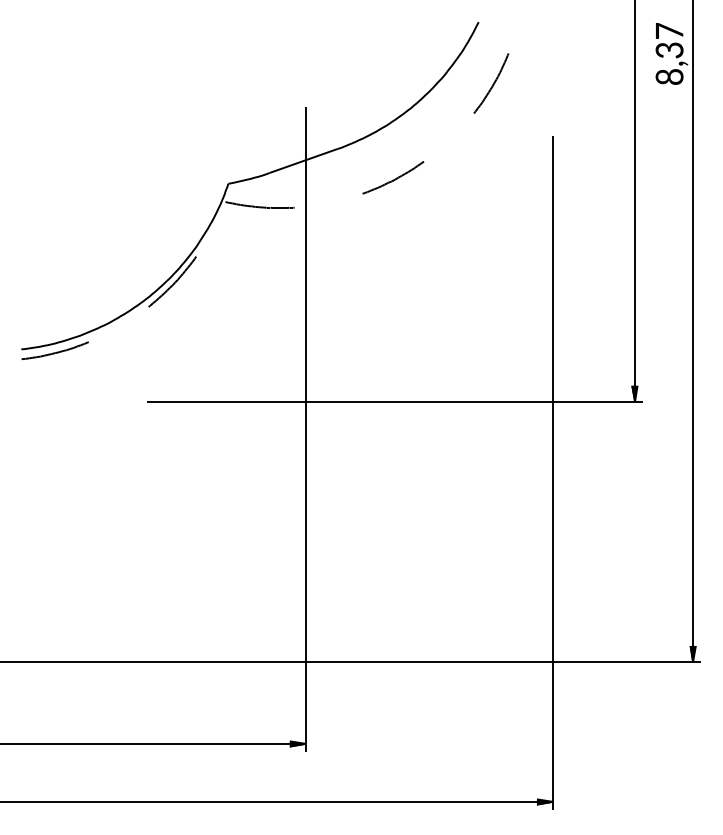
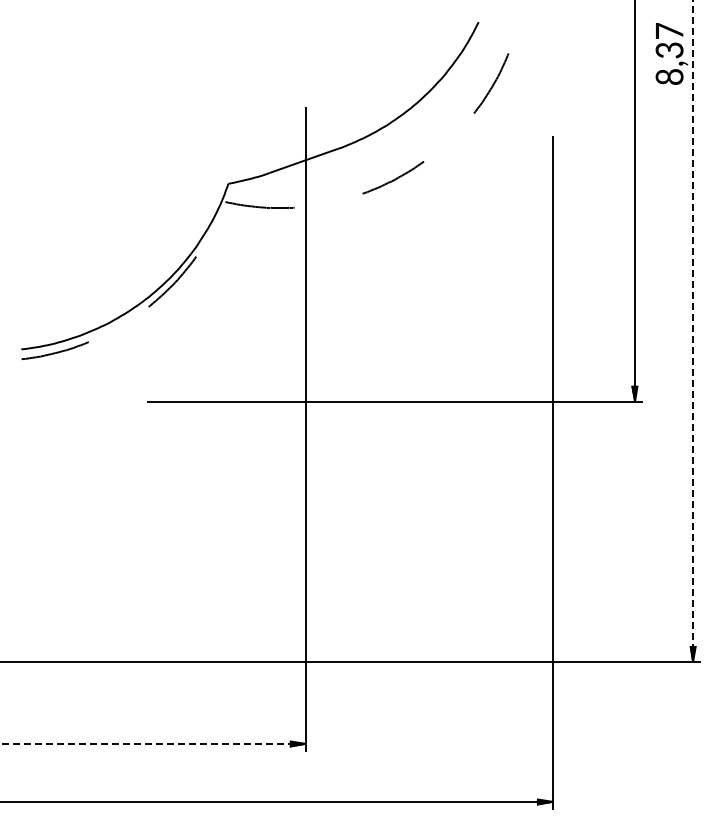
line: solid -> dashed (693, 330)
line: solid -> dashed (152, 743)
